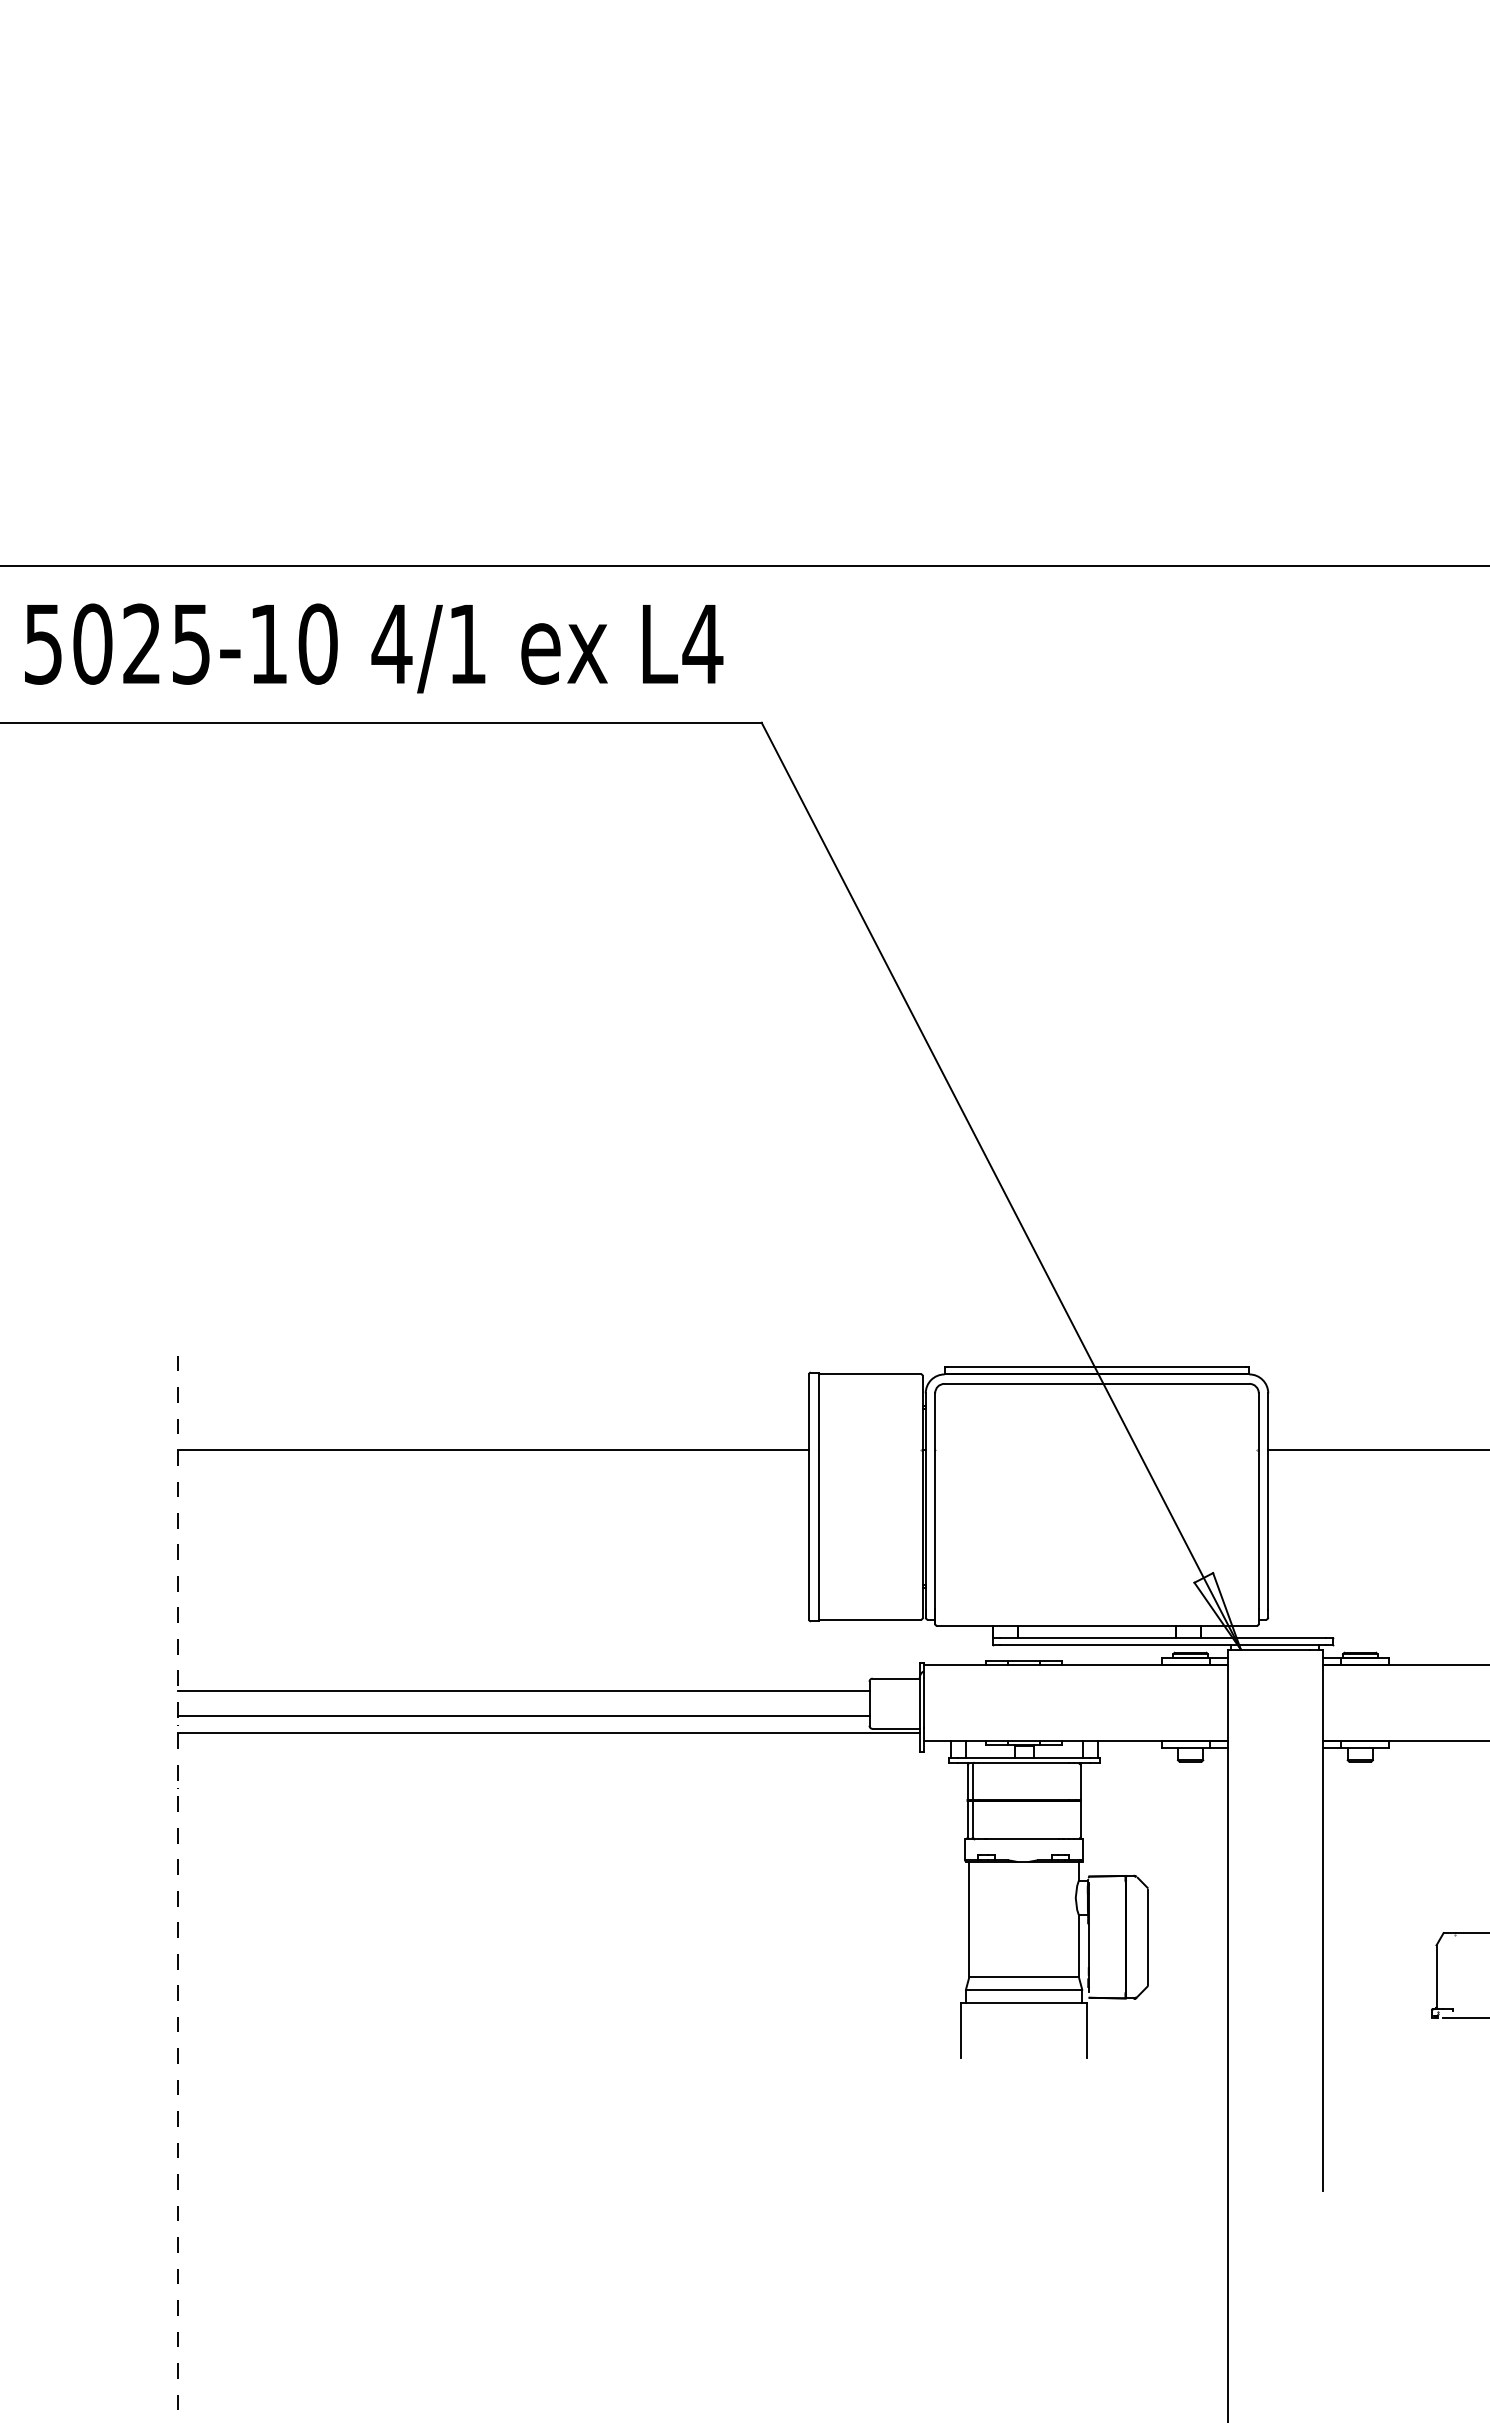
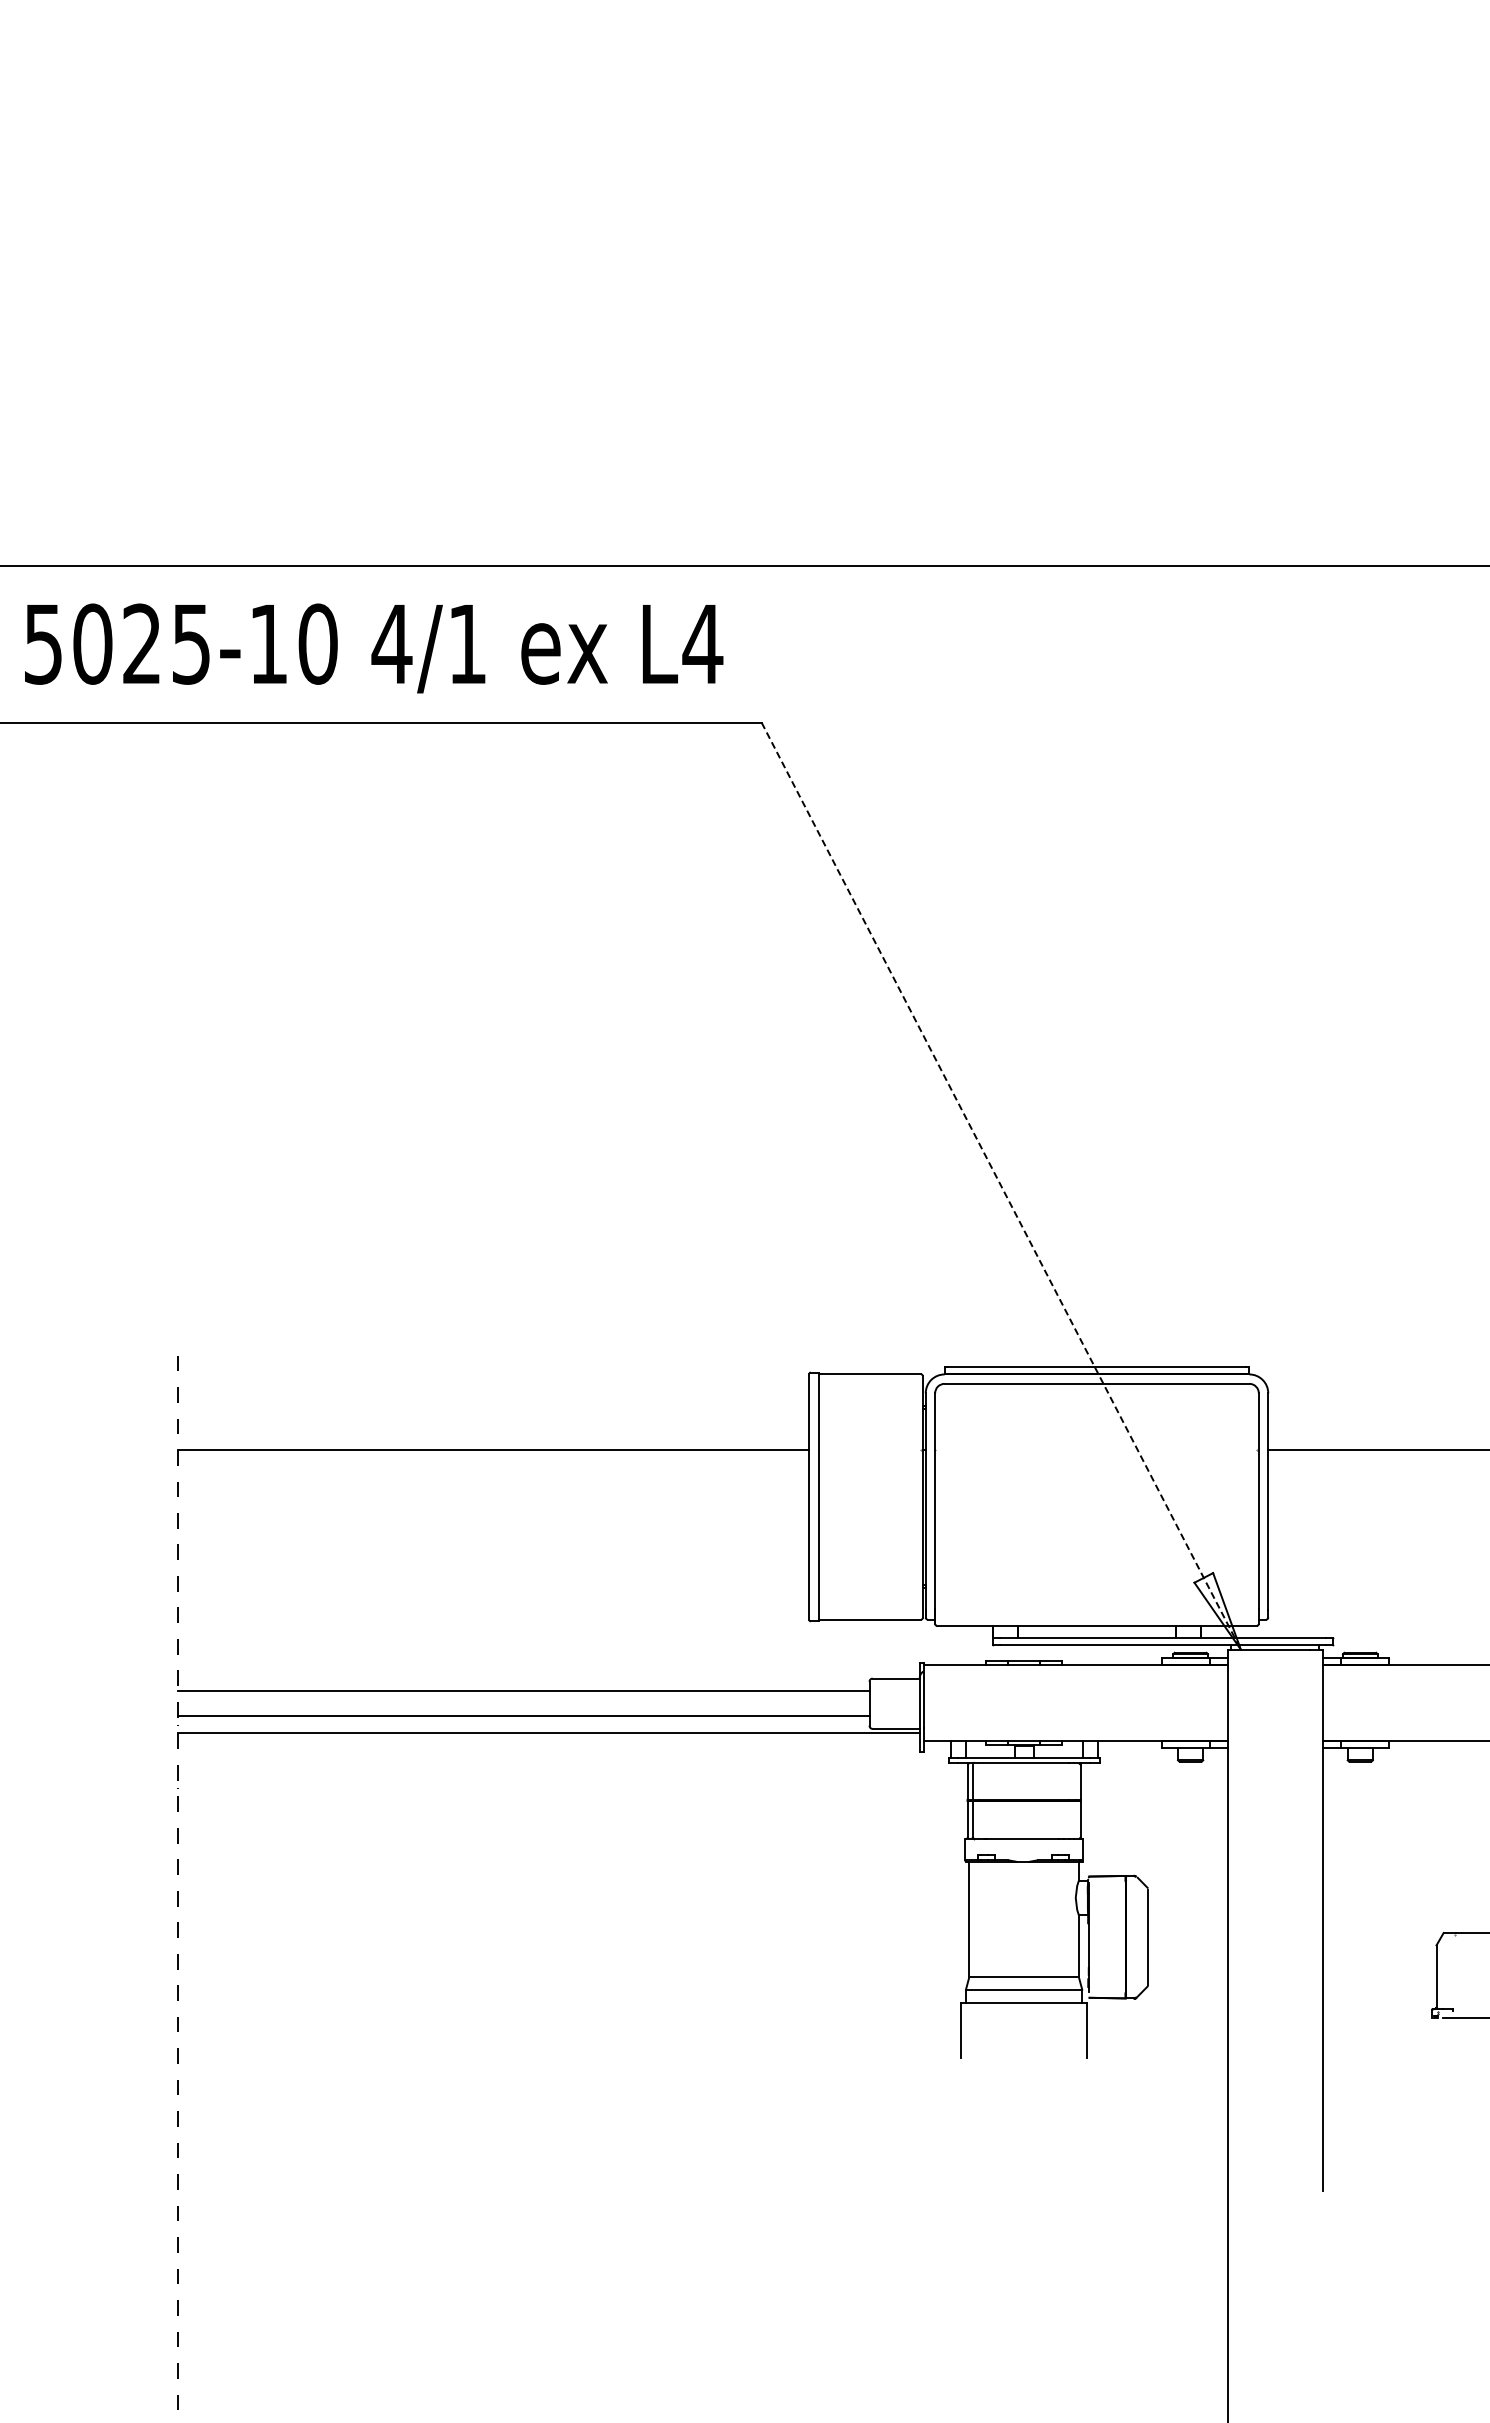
line: solid -> dashed (1001, 1186)
